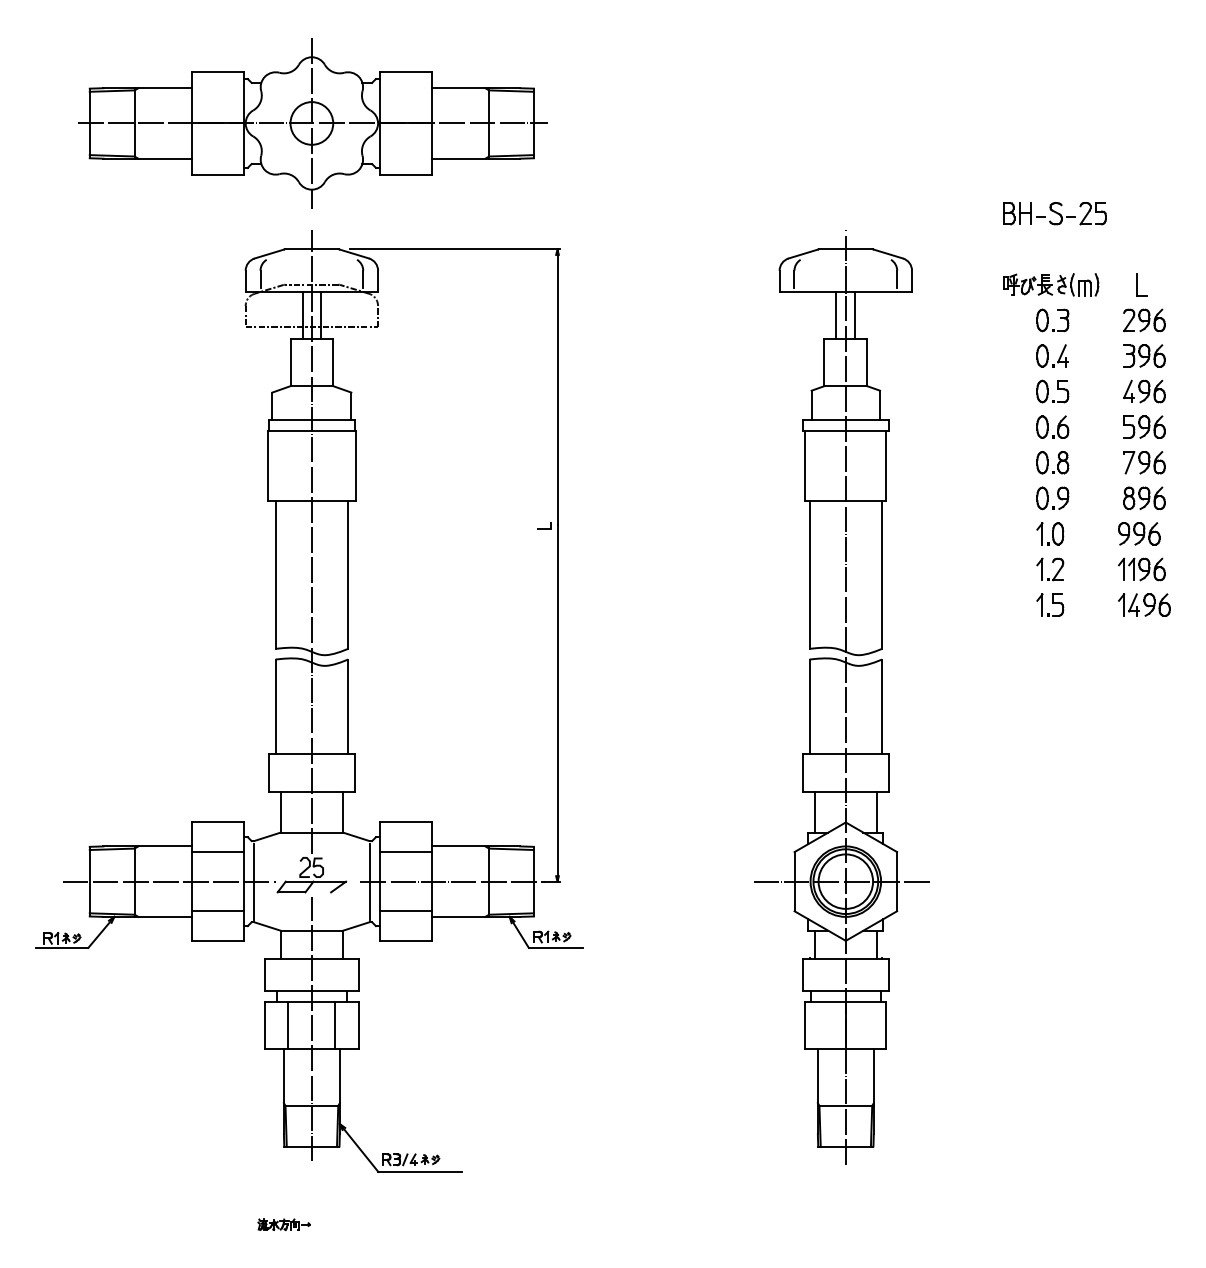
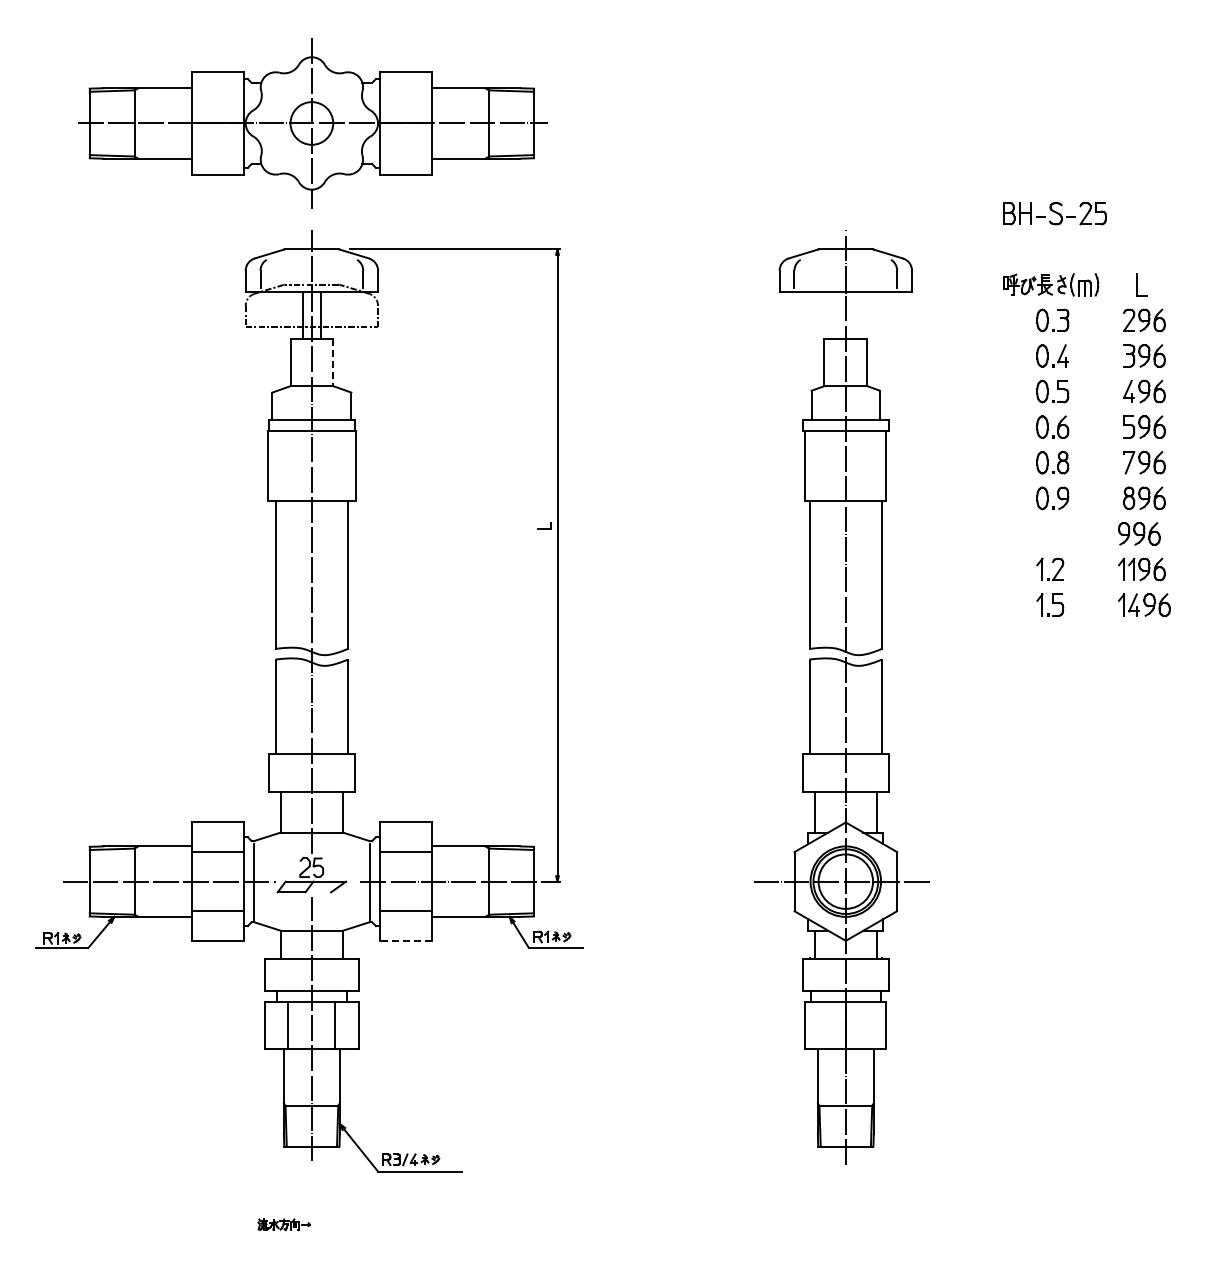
line: present -> none (836, 315)
line: present -> none (855, 315)
line: solid -> dashed (333, 363)
part: present -> none (1050, 533)
line: solid -> dashed (405, 940)
